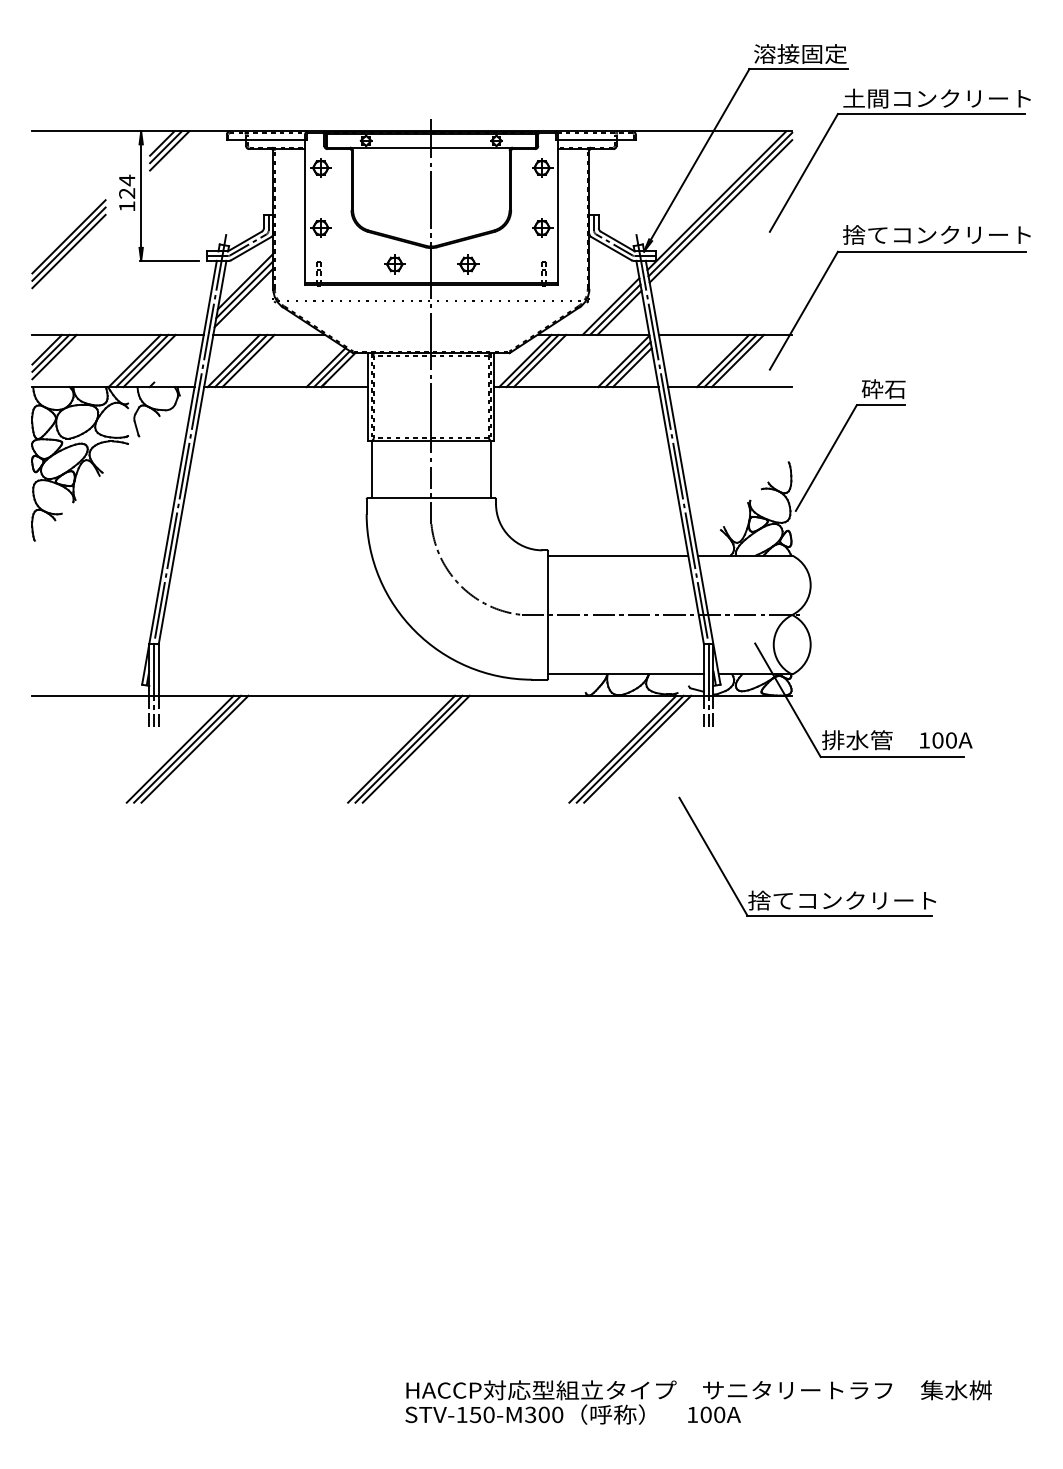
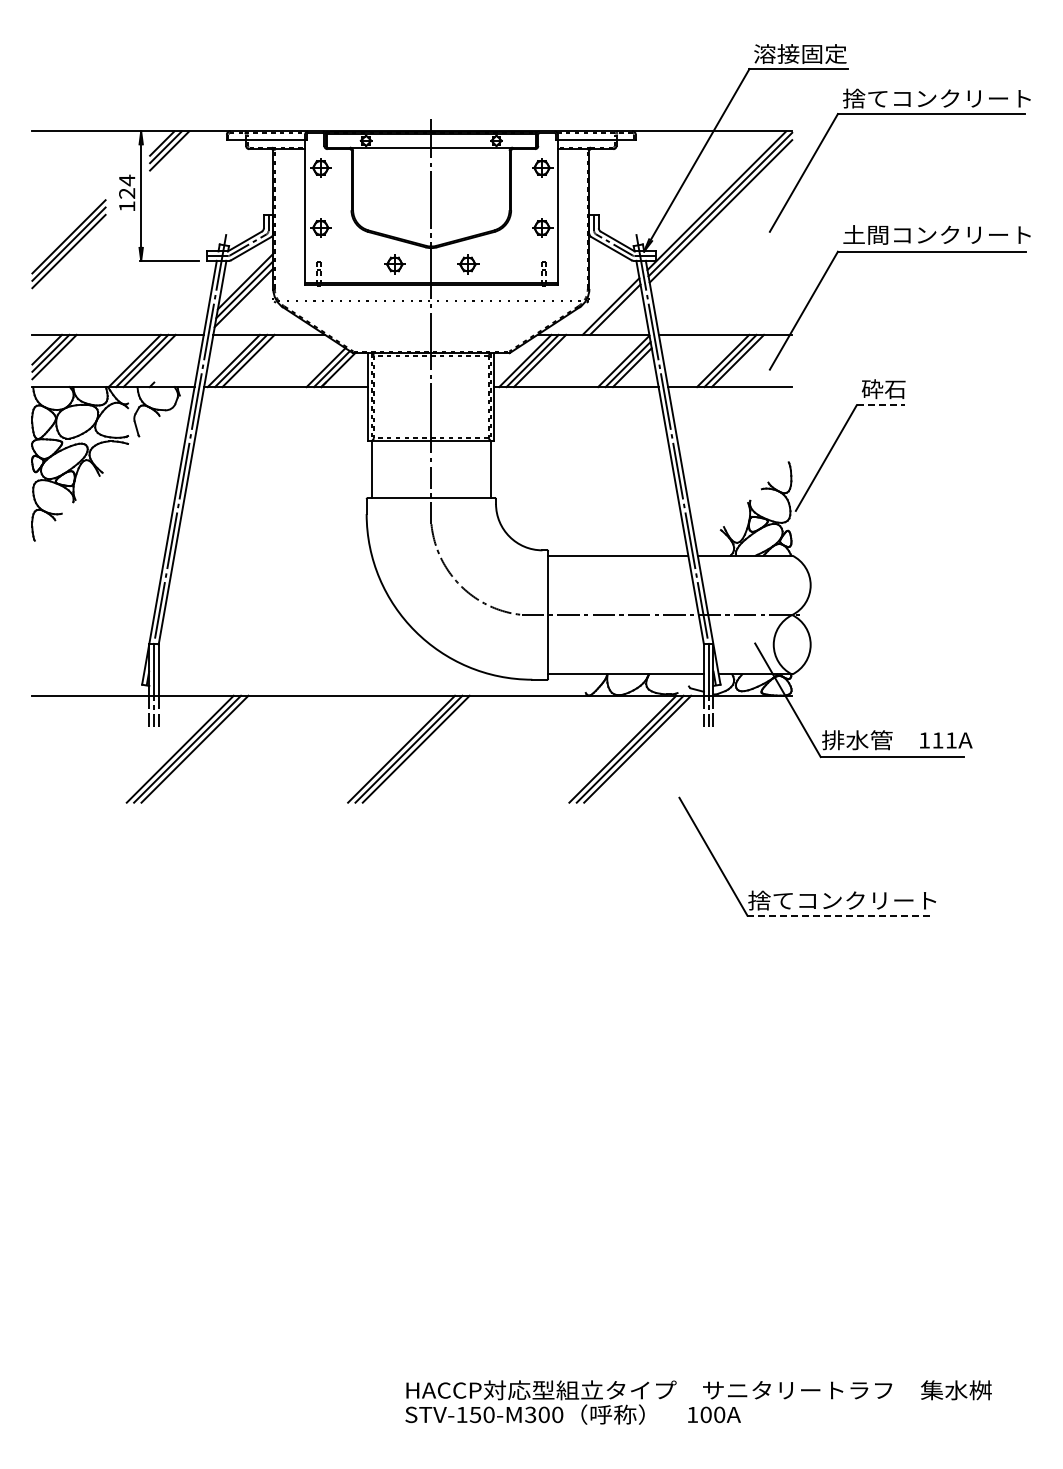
text: 土間コンクリート -> 捨てコンクリート (865, 98)
text: 捨てコンクリート -> 土間コンクリート (865, 234)
line: present -> none (619, 312)
line: solid -> dashed (881, 405)
text: 100A -> 111A (944, 740)
line: solid -> dashed (840, 915)
